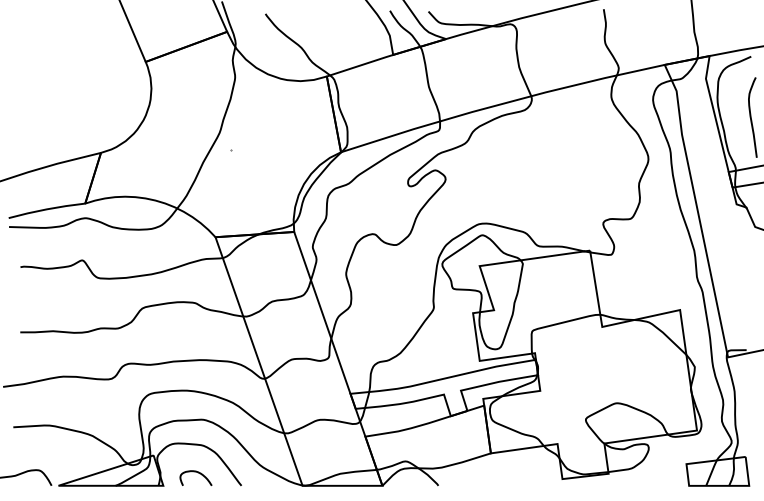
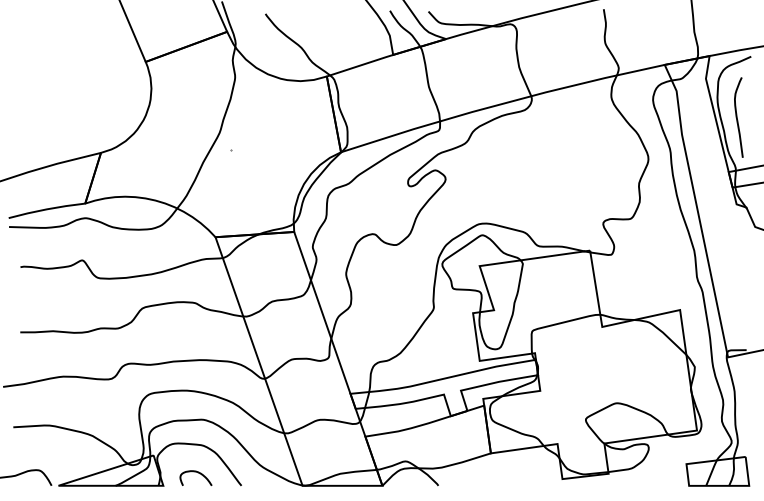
curve position: (751, 117) -> (737, 117) (737, 117)
